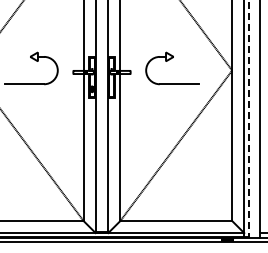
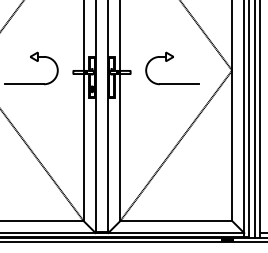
line: dashed -> solid (249, 119)
line: none -> present (254, 119)
